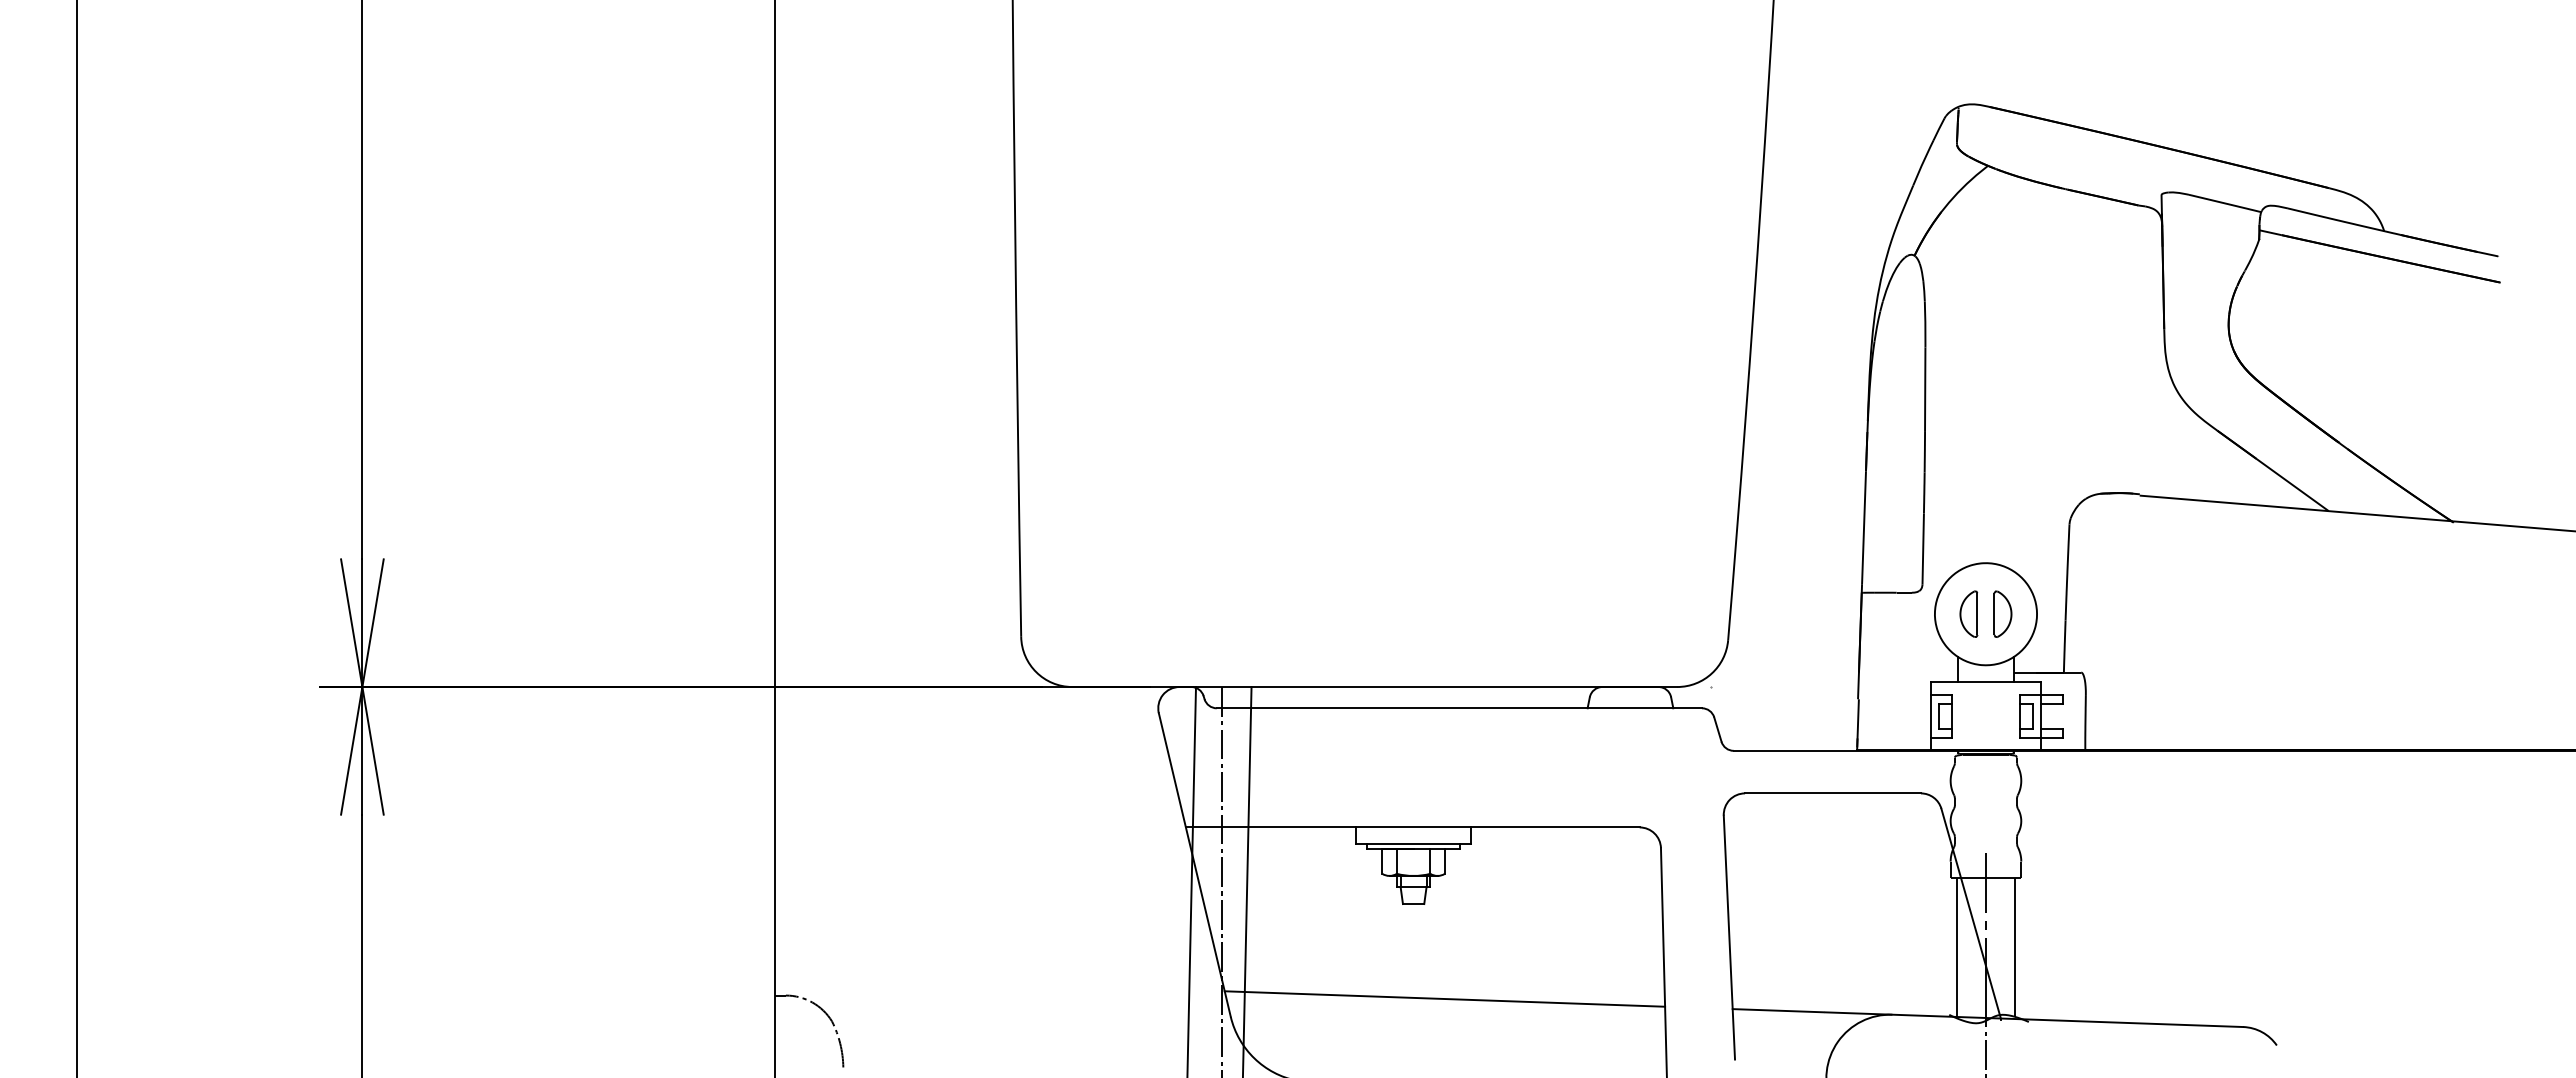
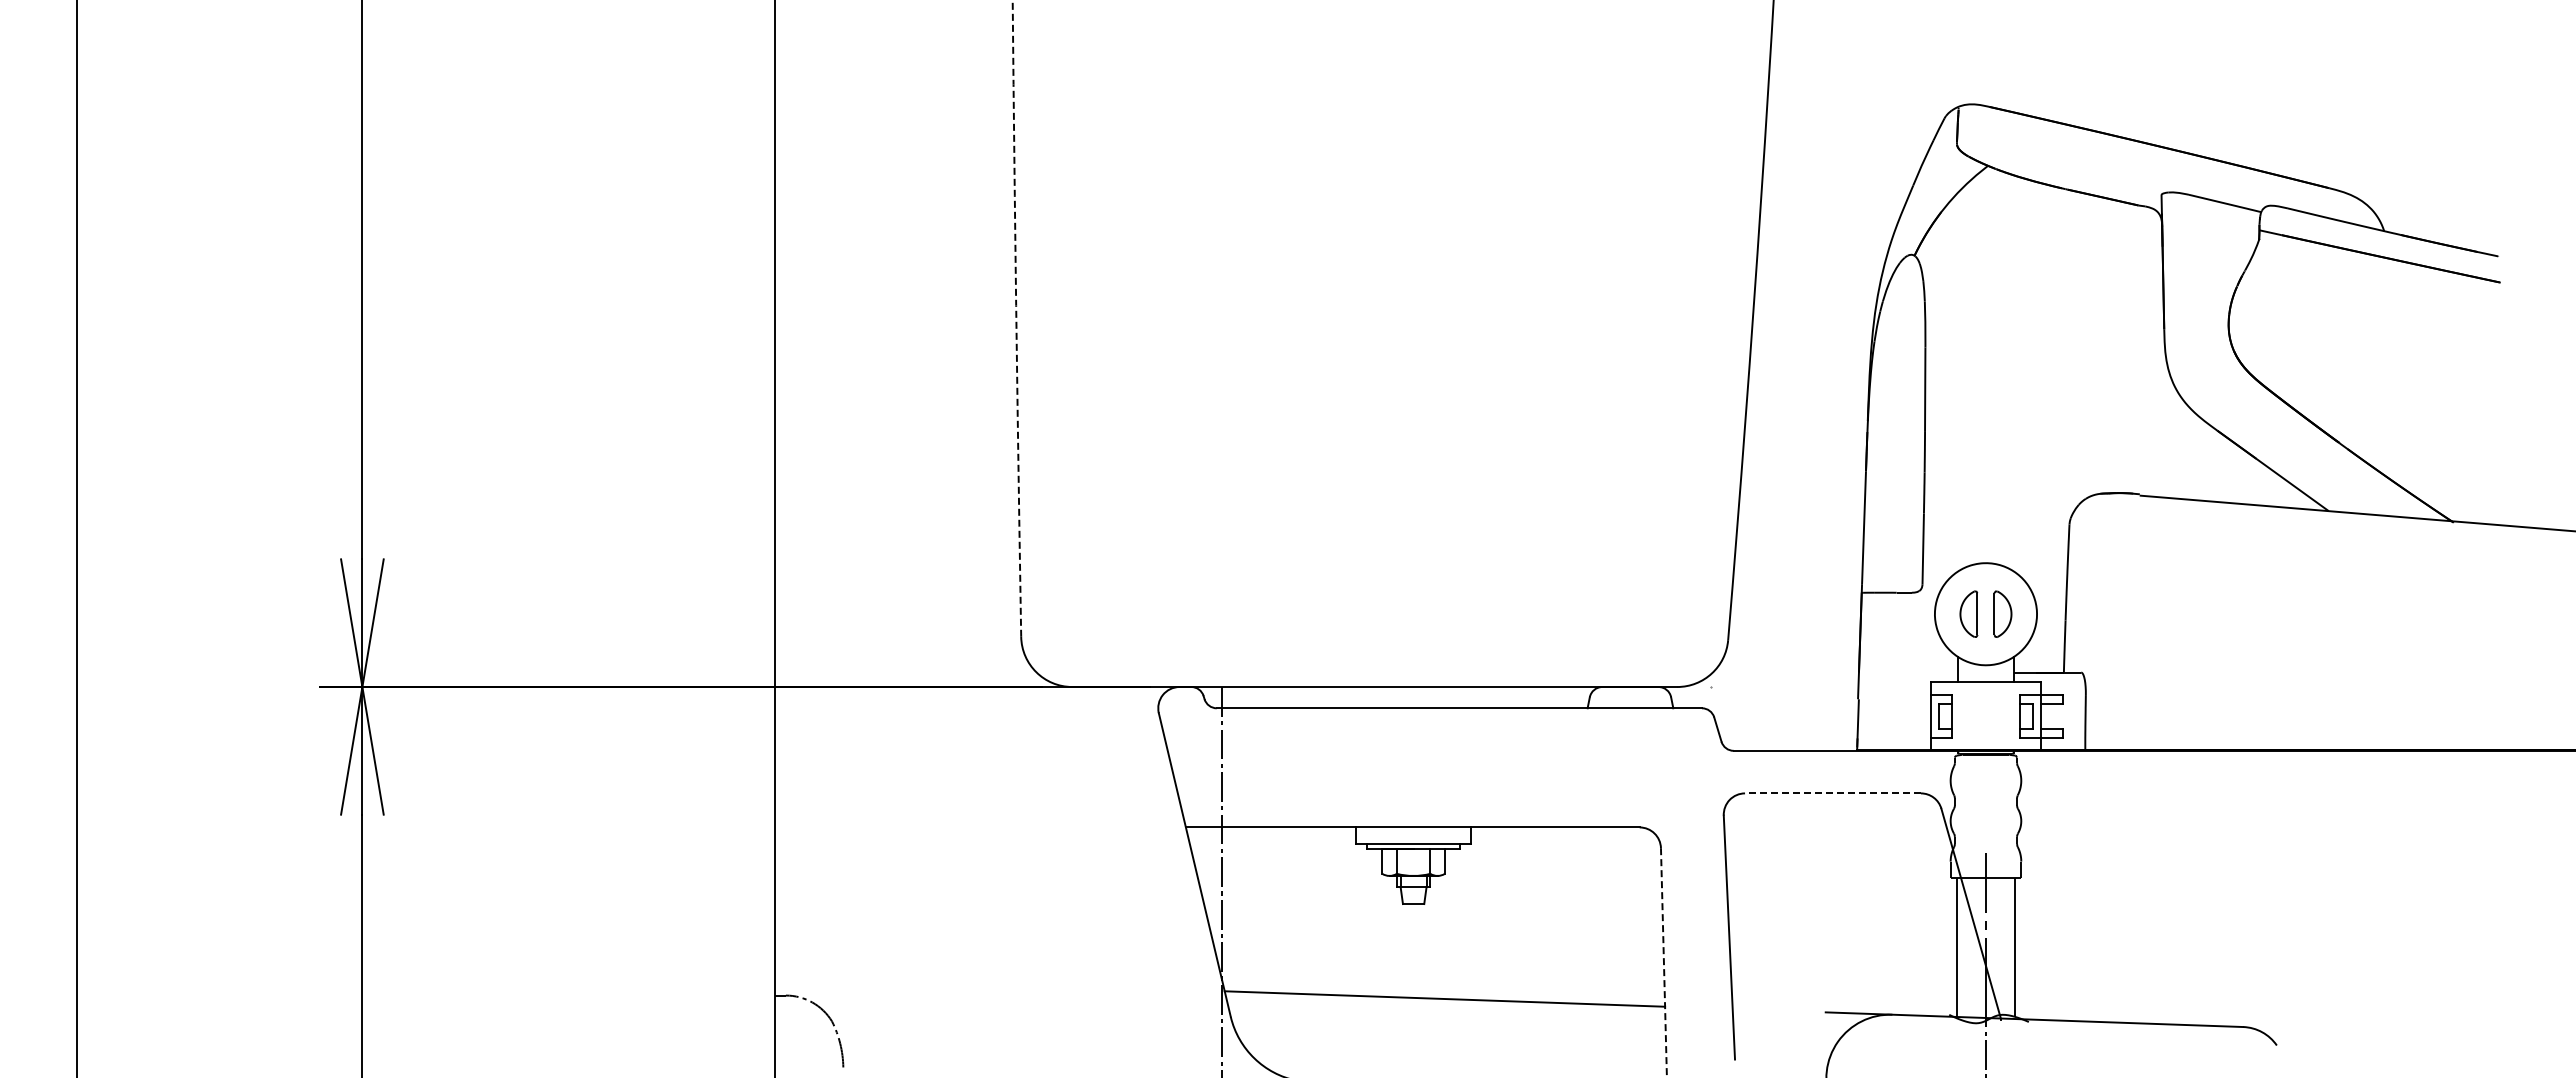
arc: solid -> dashed (1016, 319)
line: solid -> dashed (1833, 793)
line: present -> none (1191, 880)
line: present -> none (1247, 880)
line: solid -> dashed (1663, 962)
line: present -> none (1777, 1010)
